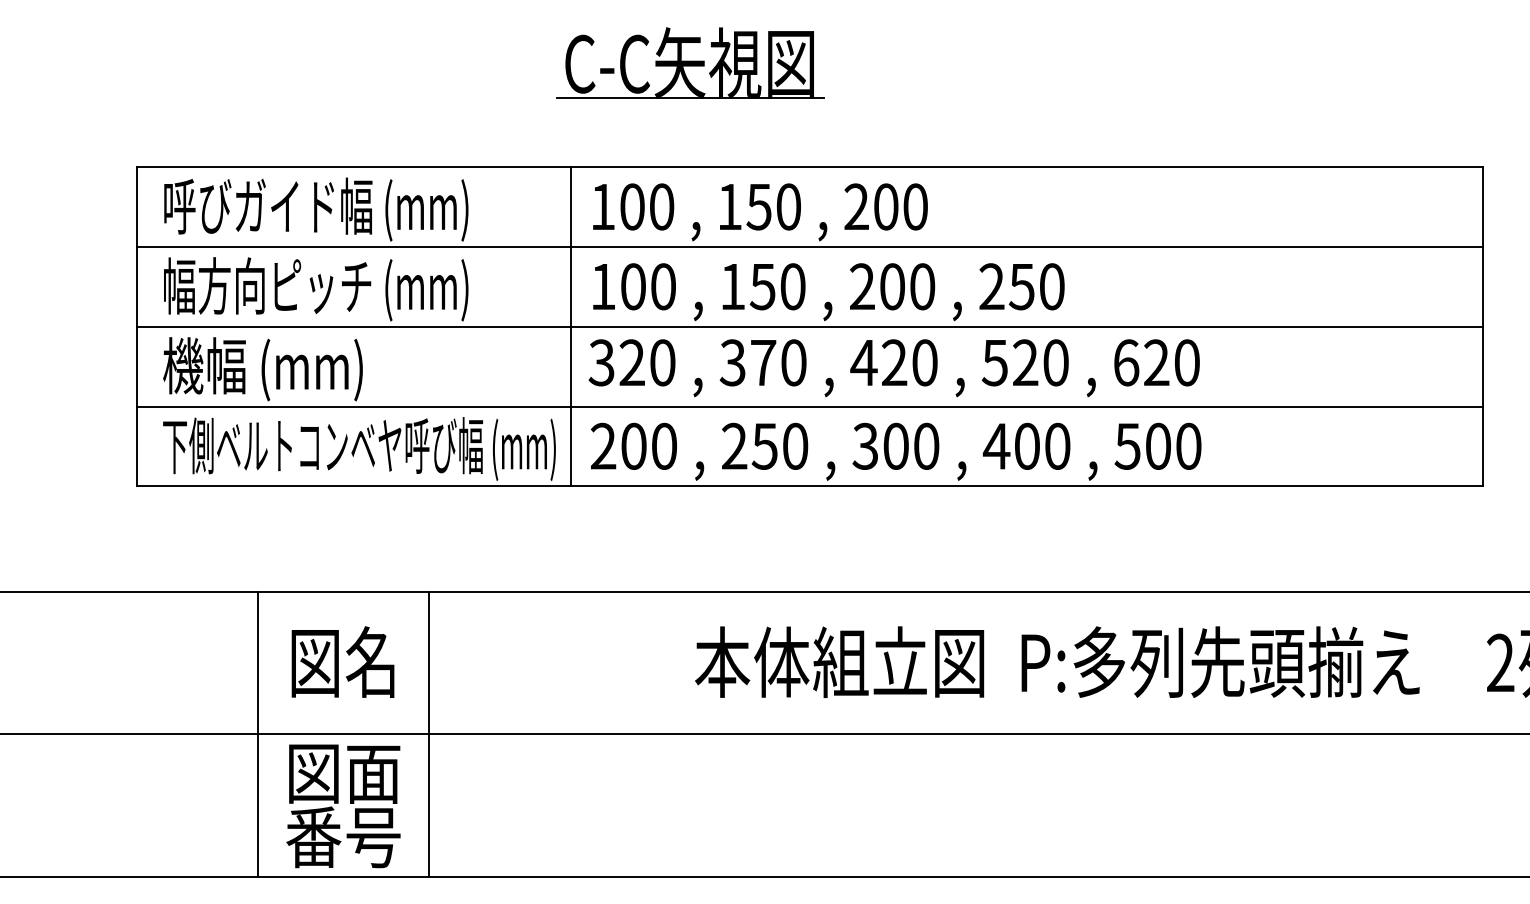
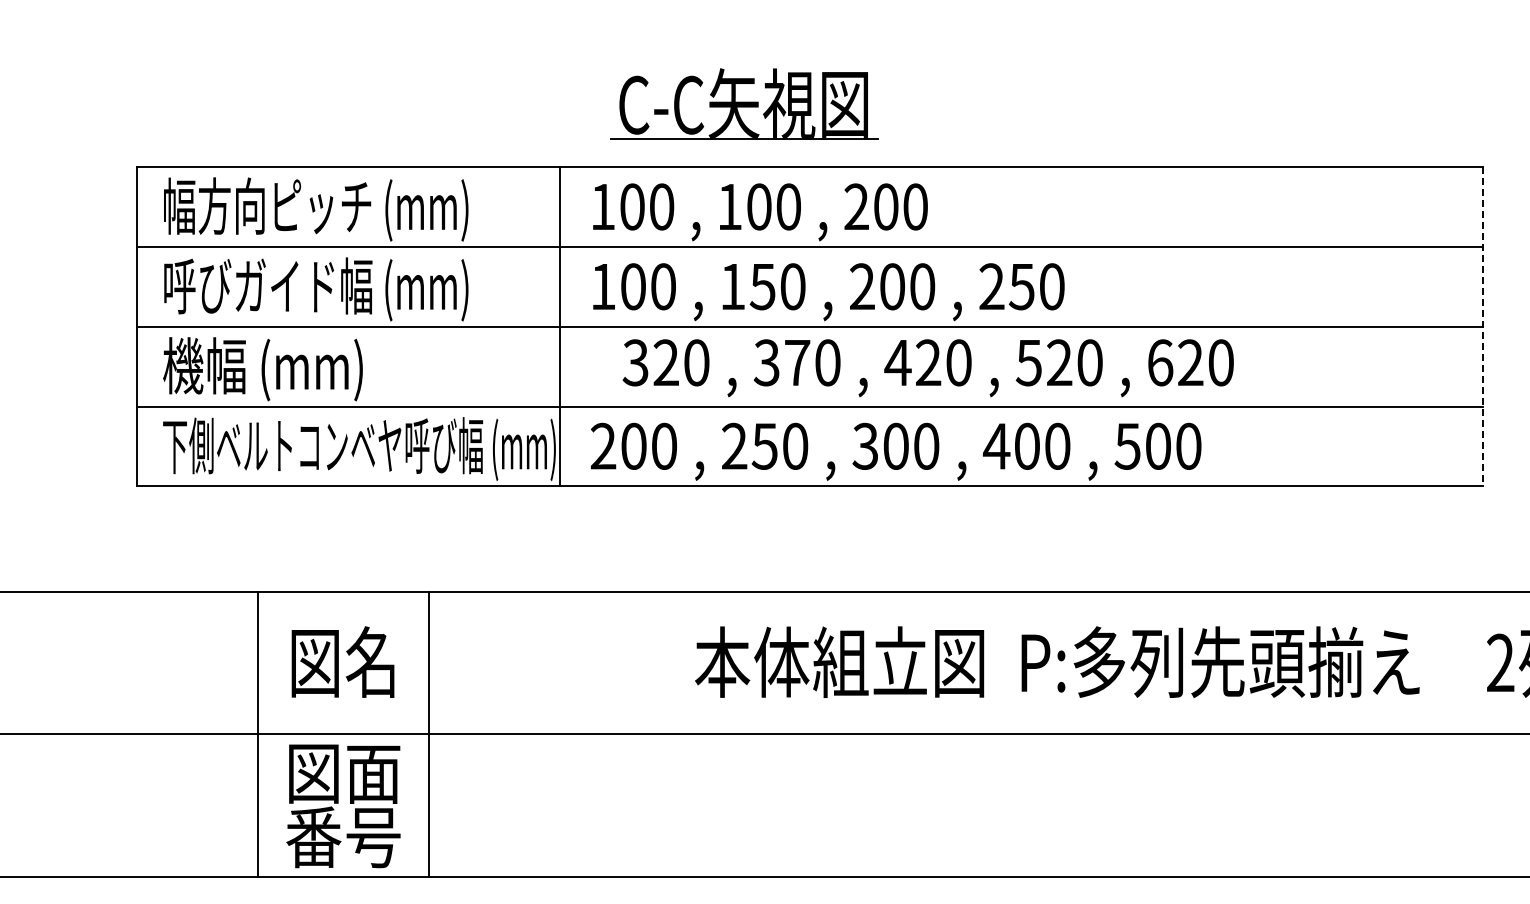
part position: (690, 62) -> (744, 103) (744, 103)
text: 呼びガイド幅 (mm) -> 幅方向ピッチ (mm) (268, 205)
text: 150 -> 100 (758, 206)
text: 幅方向ピッチ (mm) -> 呼びガイド幅 (mm) (268, 285)
line position: (571, 326) -> (560, 326) (560, 326)
line: solid -> dashed (1483, 326)
text position: (893, 368) -> (927, 368) (927, 368)
